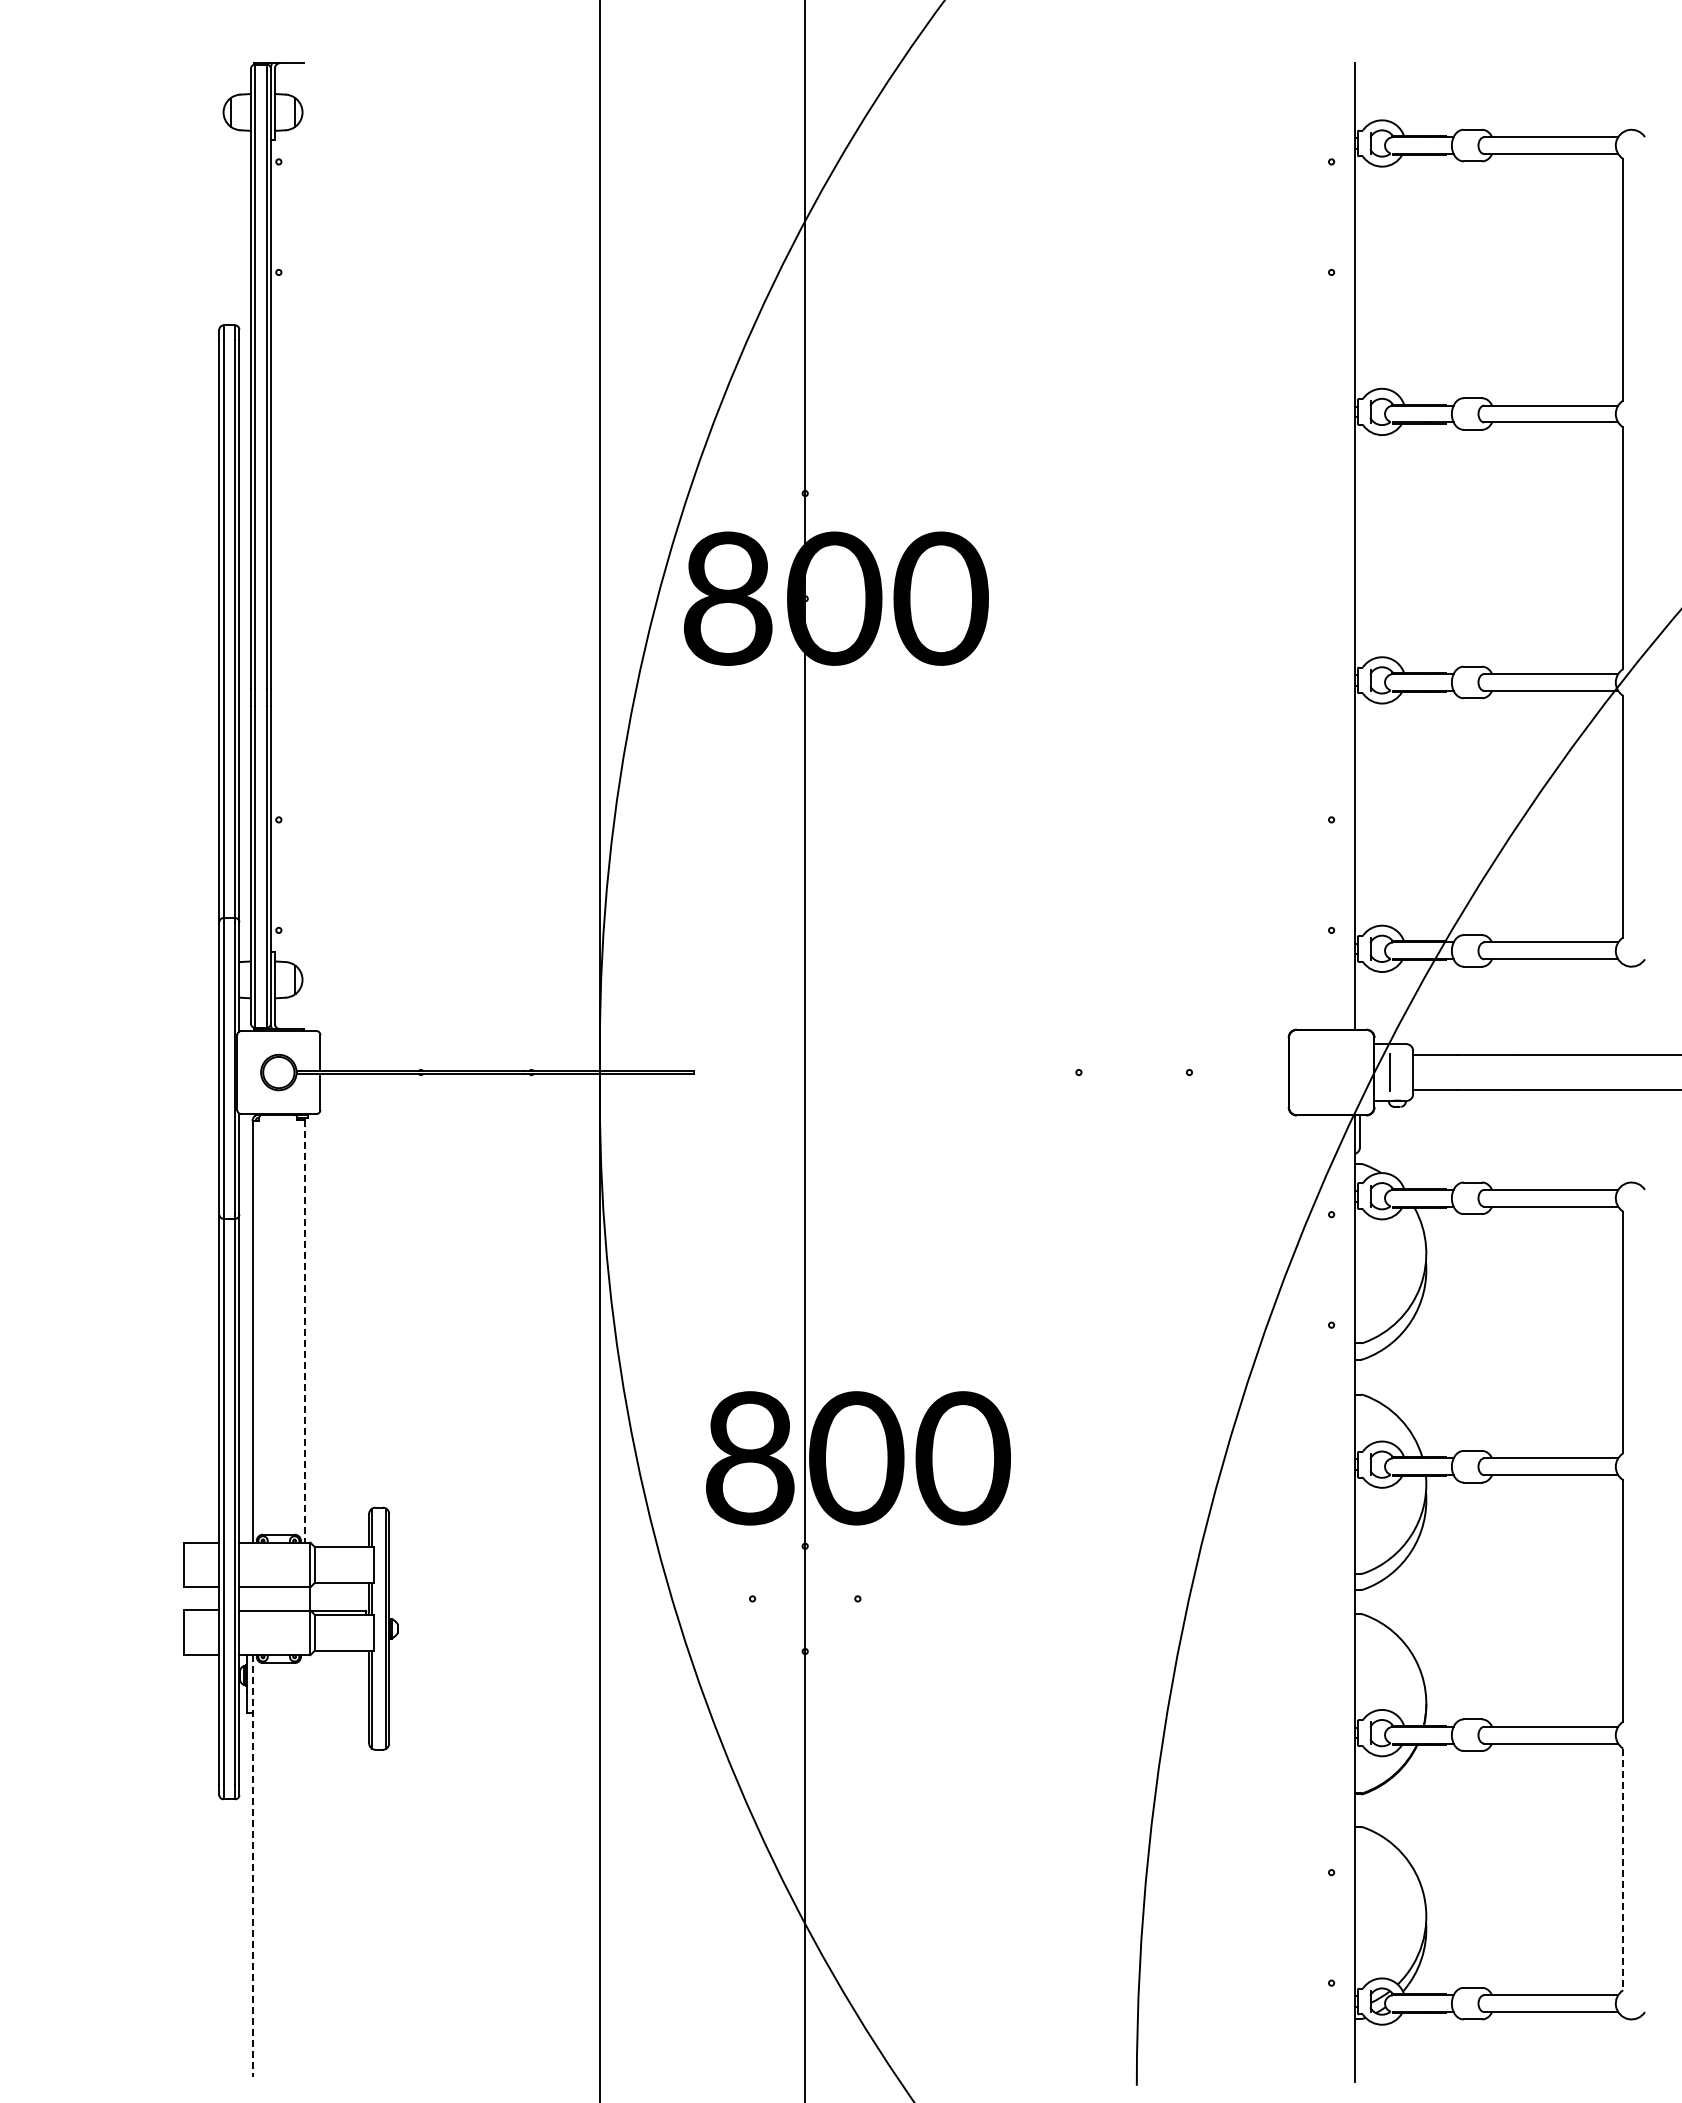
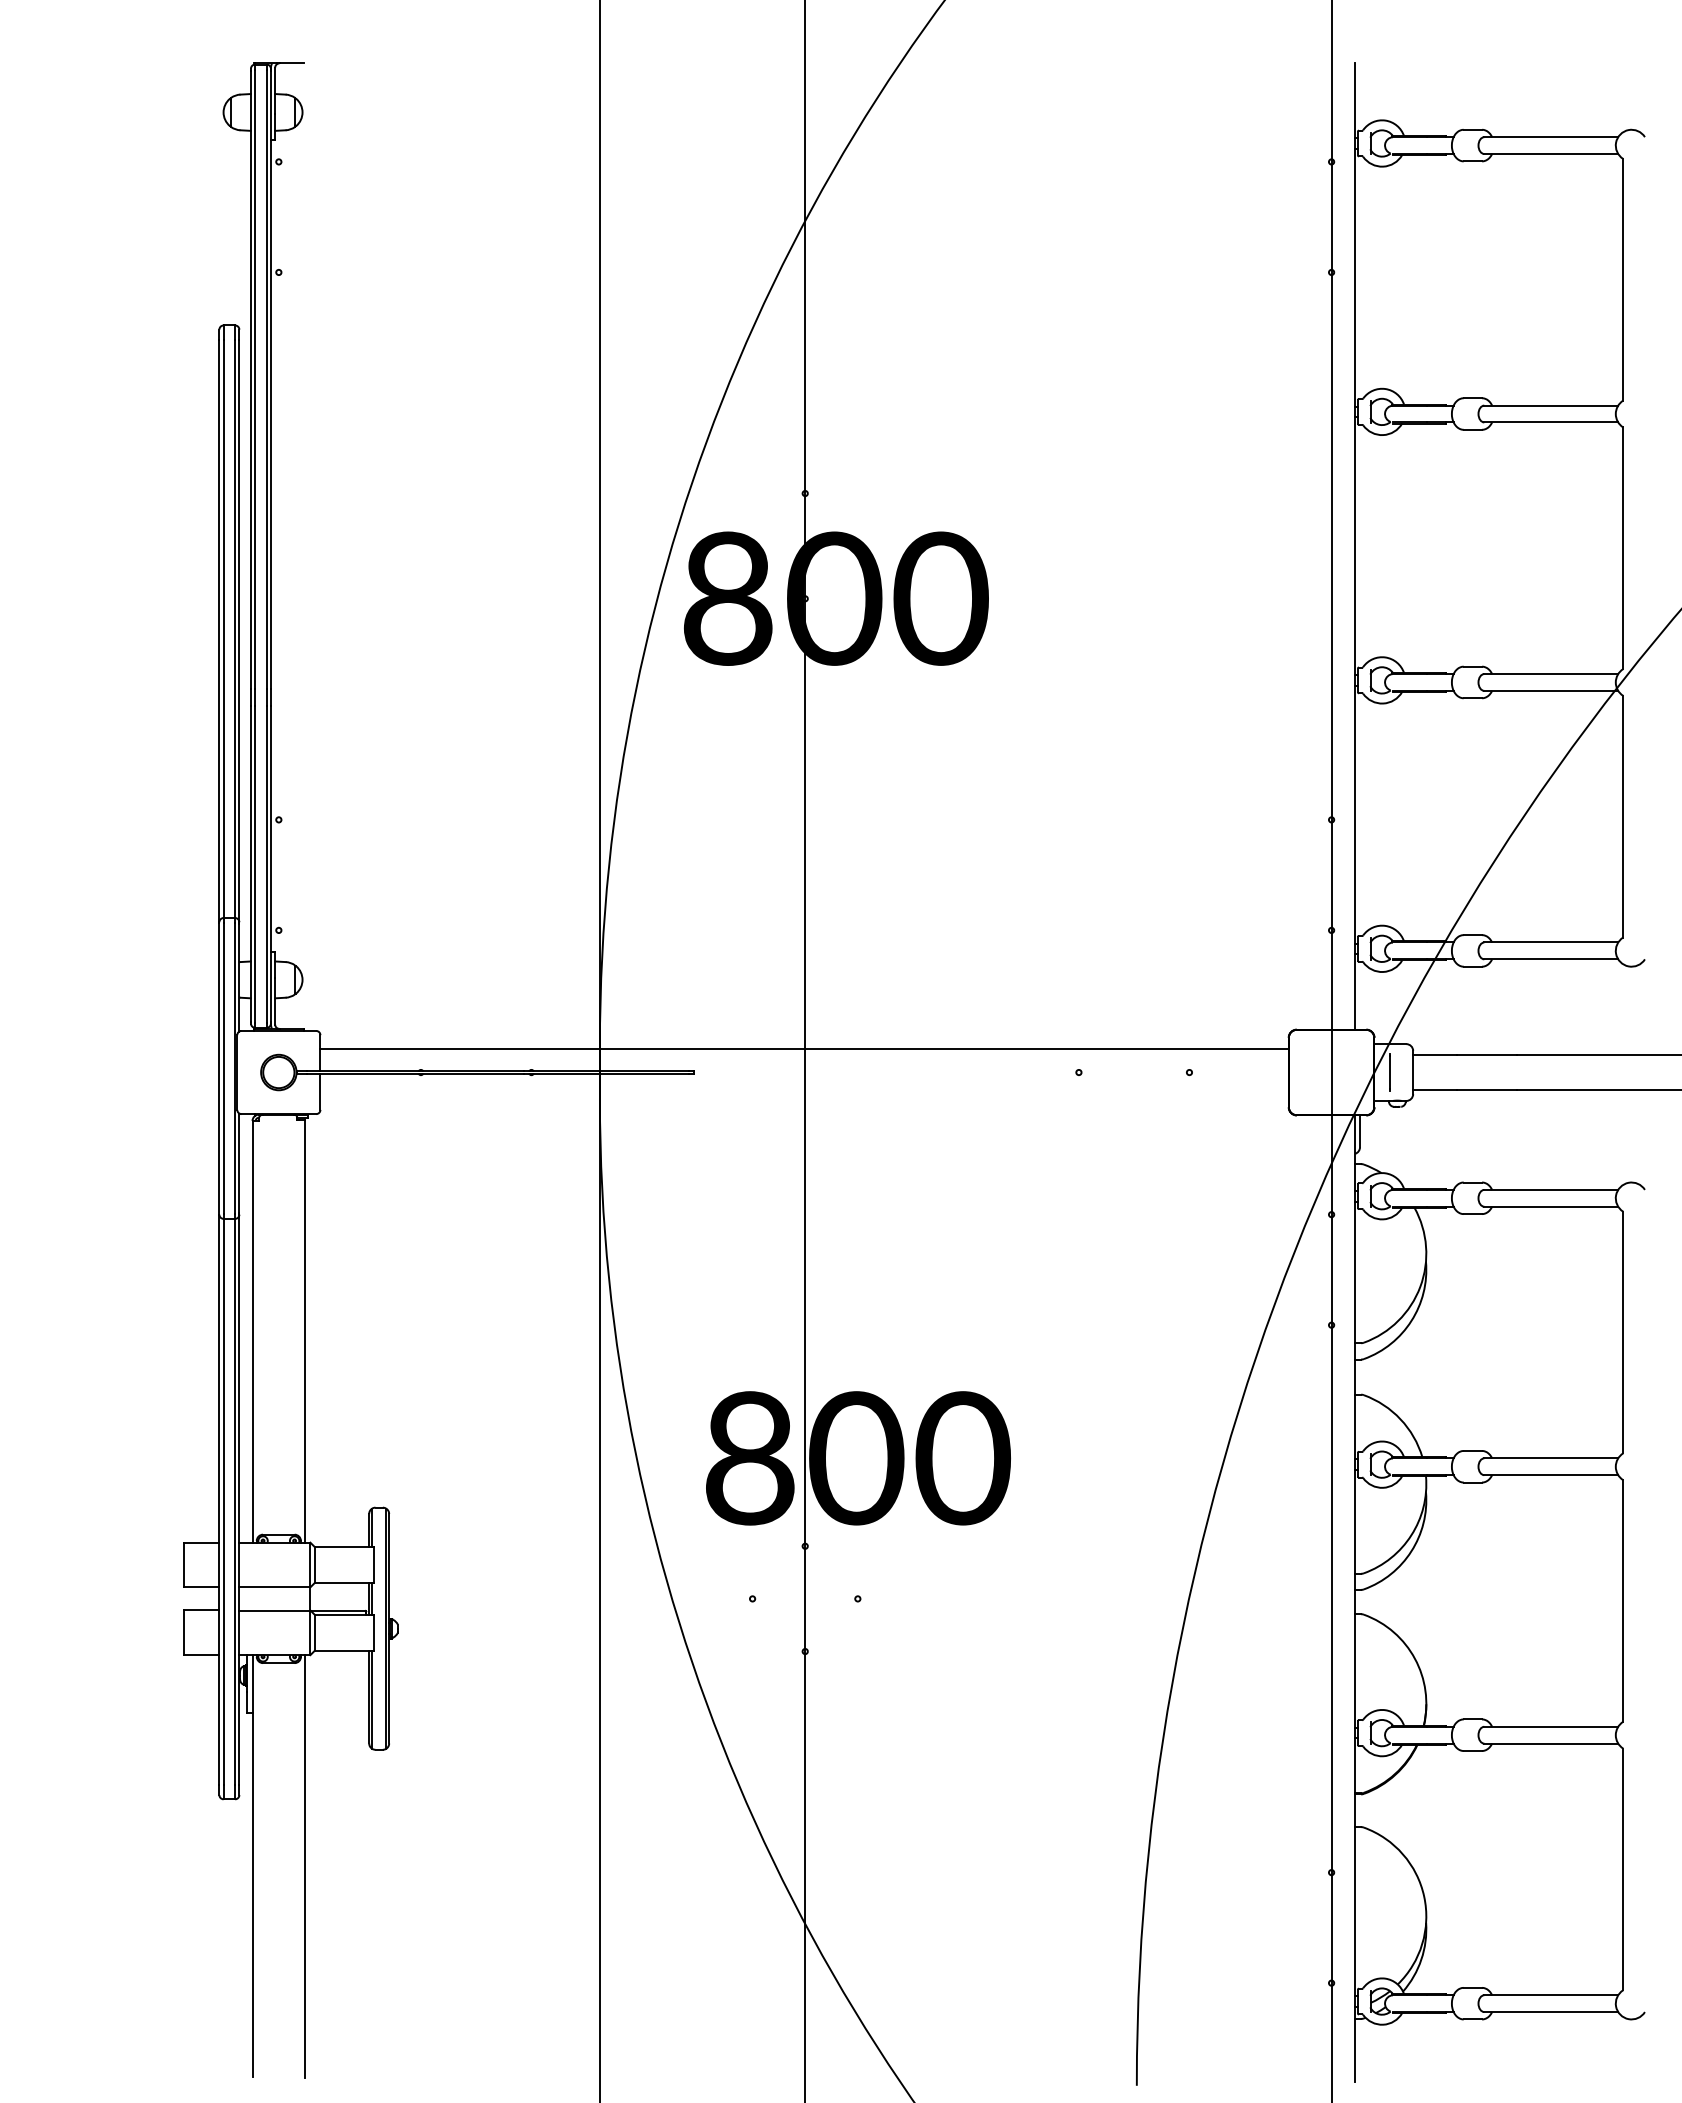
line: none -> present (804, 1048)
line: none -> present (1331, 1050)
line: dashed -> solid (305, 1331)
line: dashed -> solid (252, 1865)
line: none -> present (305, 1866)
line: dashed -> solid (1623, 1869)
